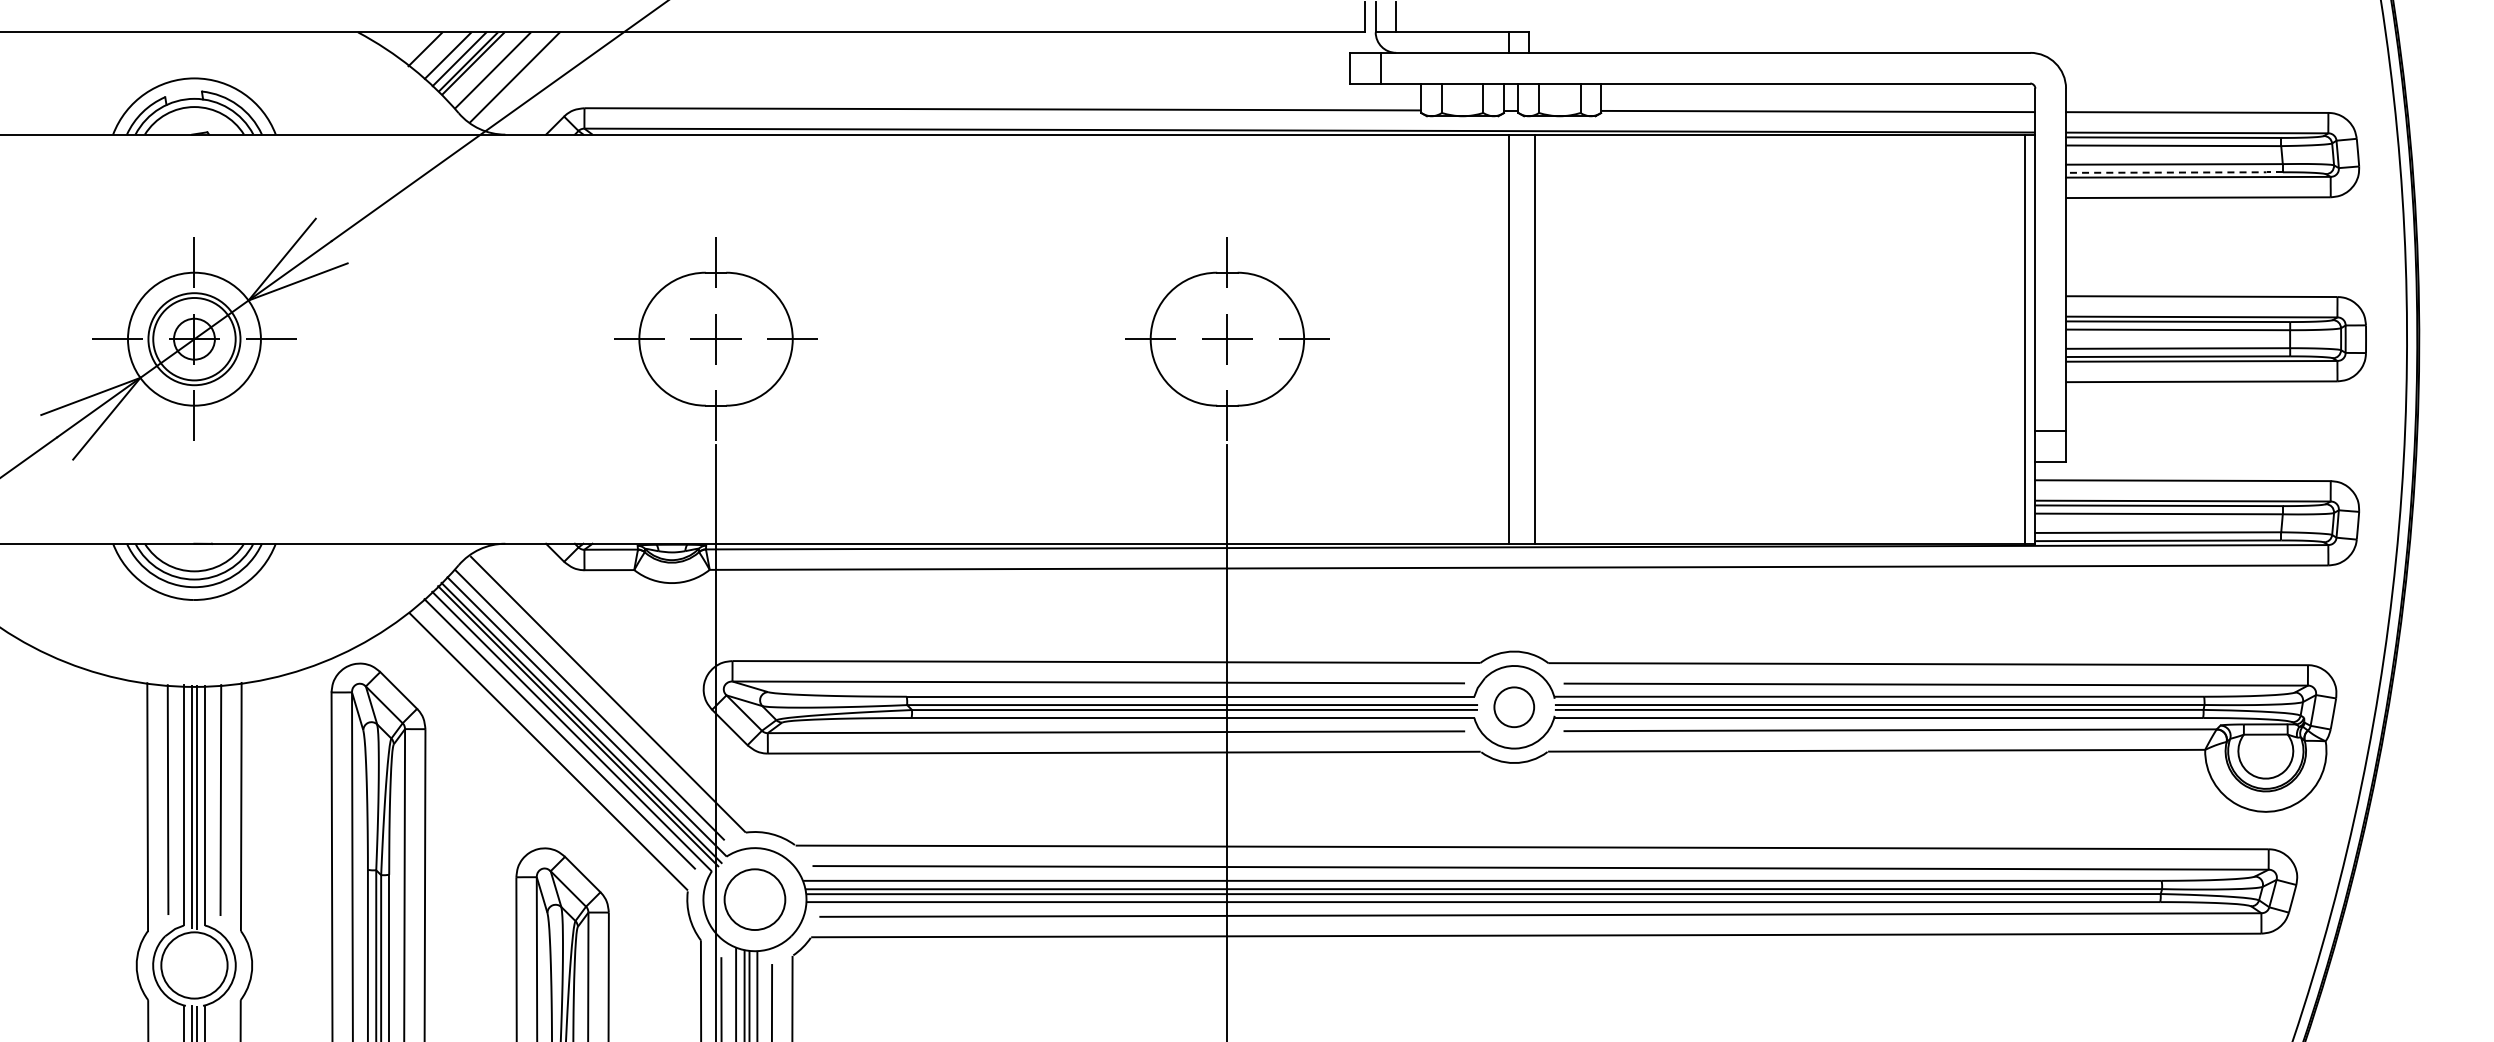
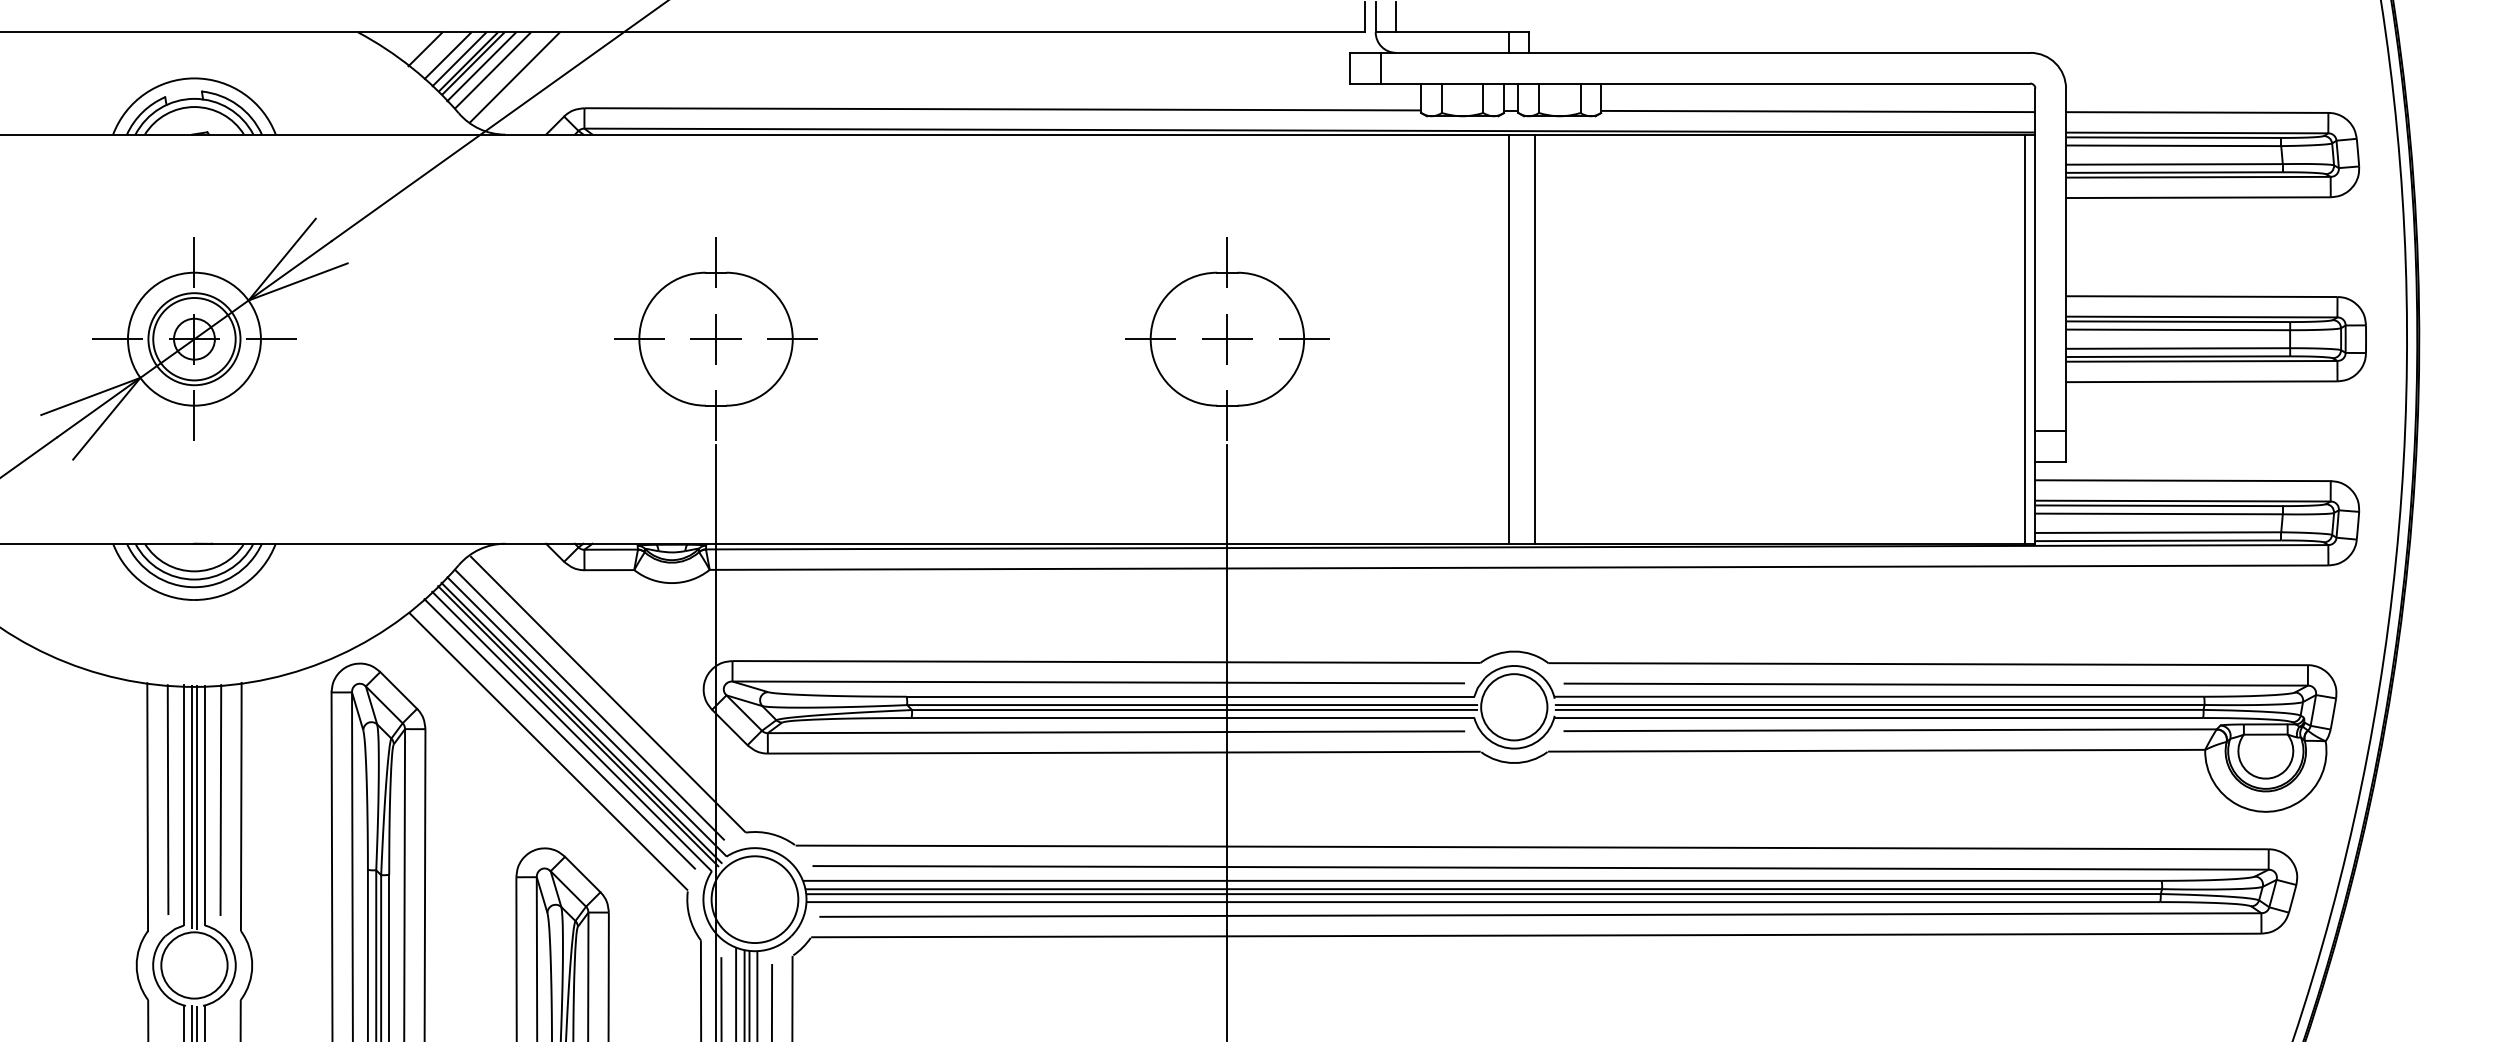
line: none -> present (481, 66)
line: dashed -> solid (2176, 172)
circle diameter: 40 px -> 66 px (1514, 707)
circle diameter: 61 px -> 87 px (754, 899)
